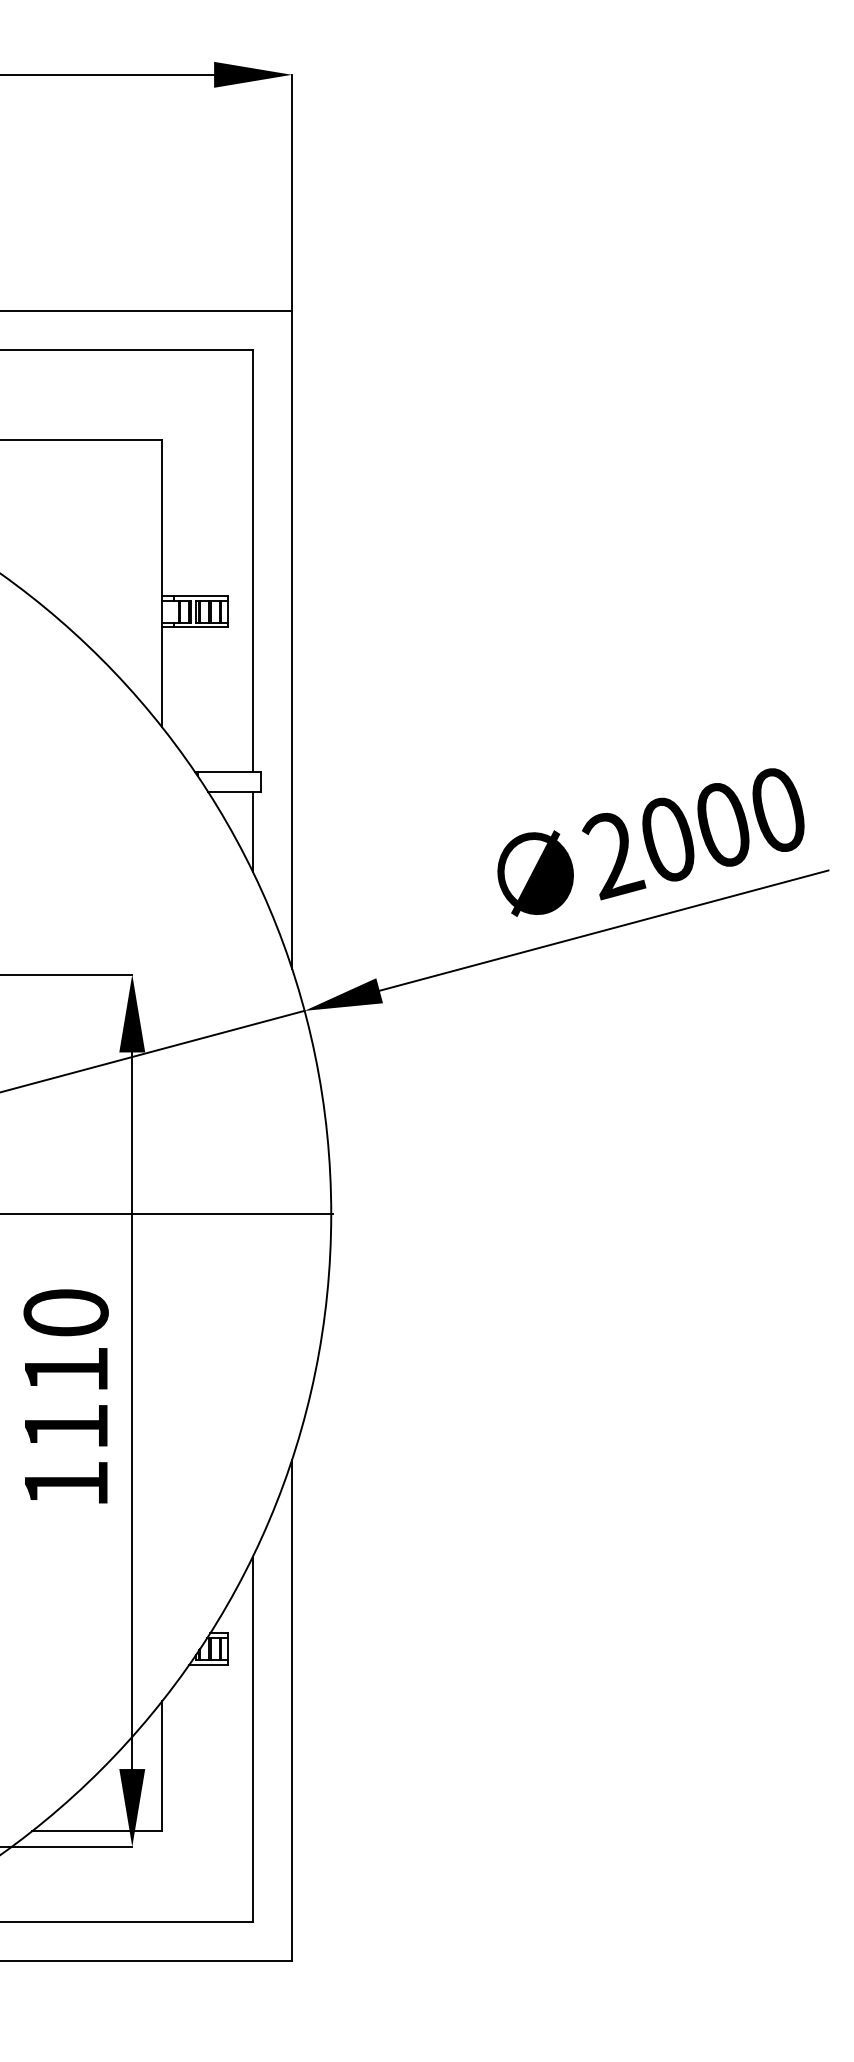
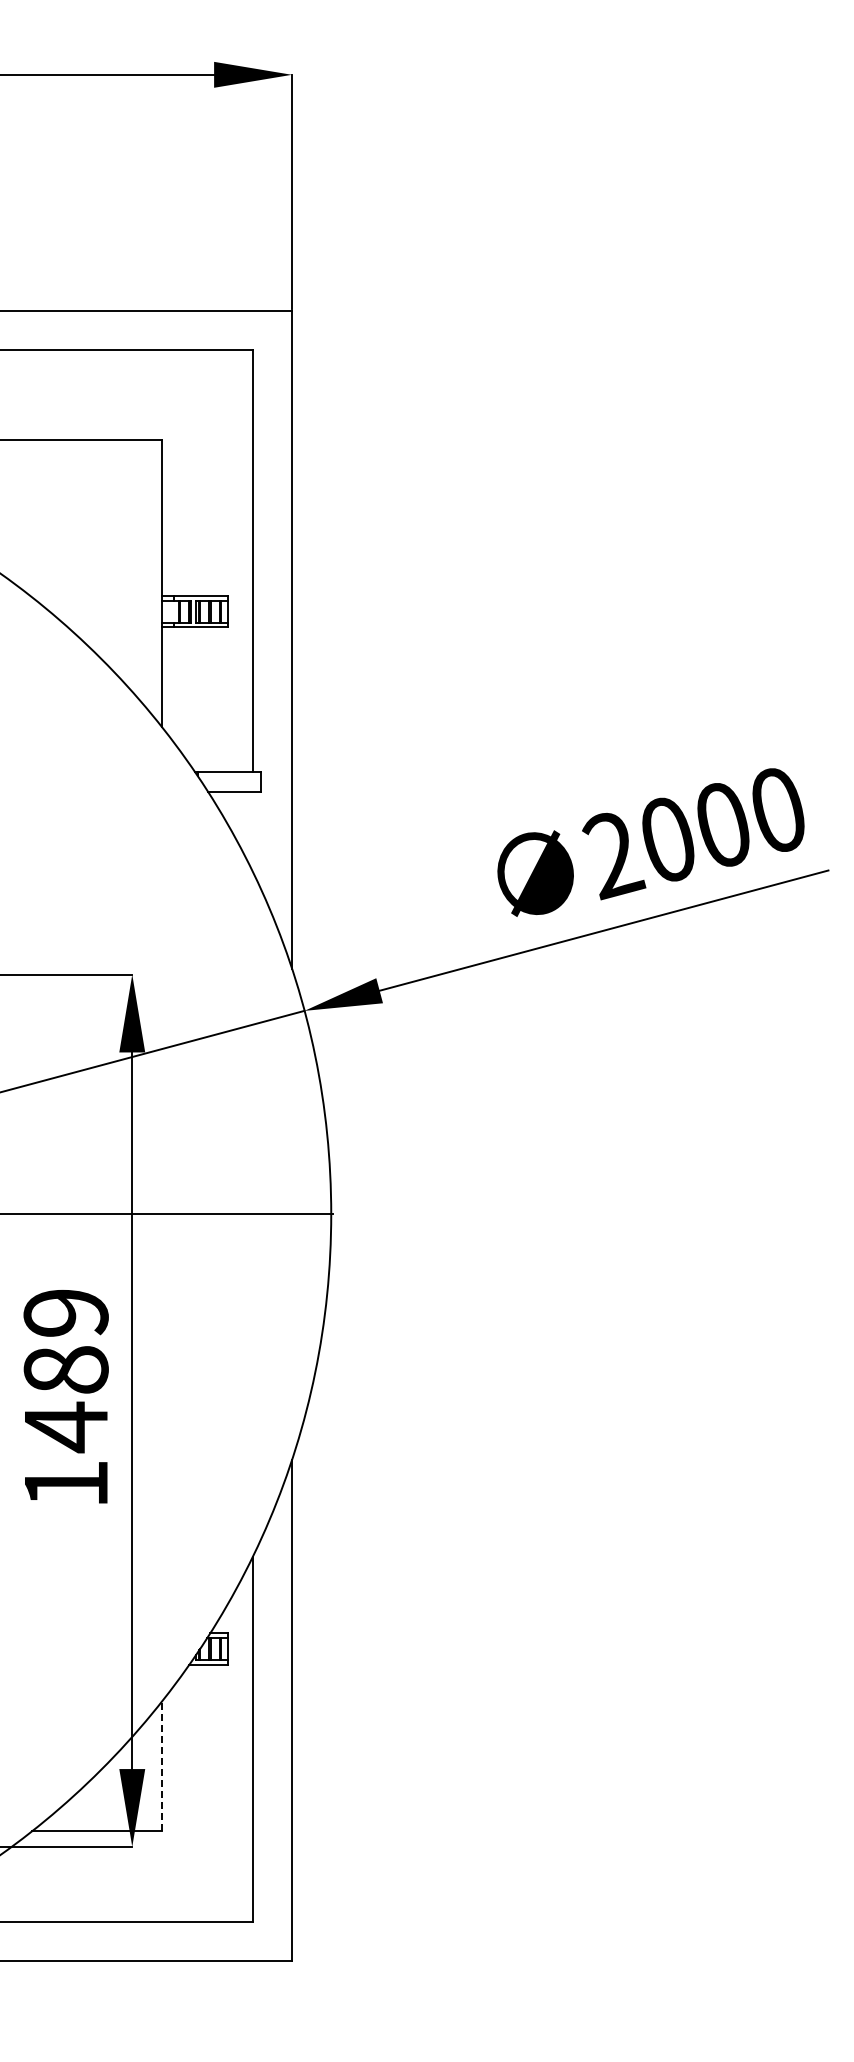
line: present -> none (252, 831)
text: 1110 -> 1489 (65, 1371)
line: solid -> dashed (162, 1765)
